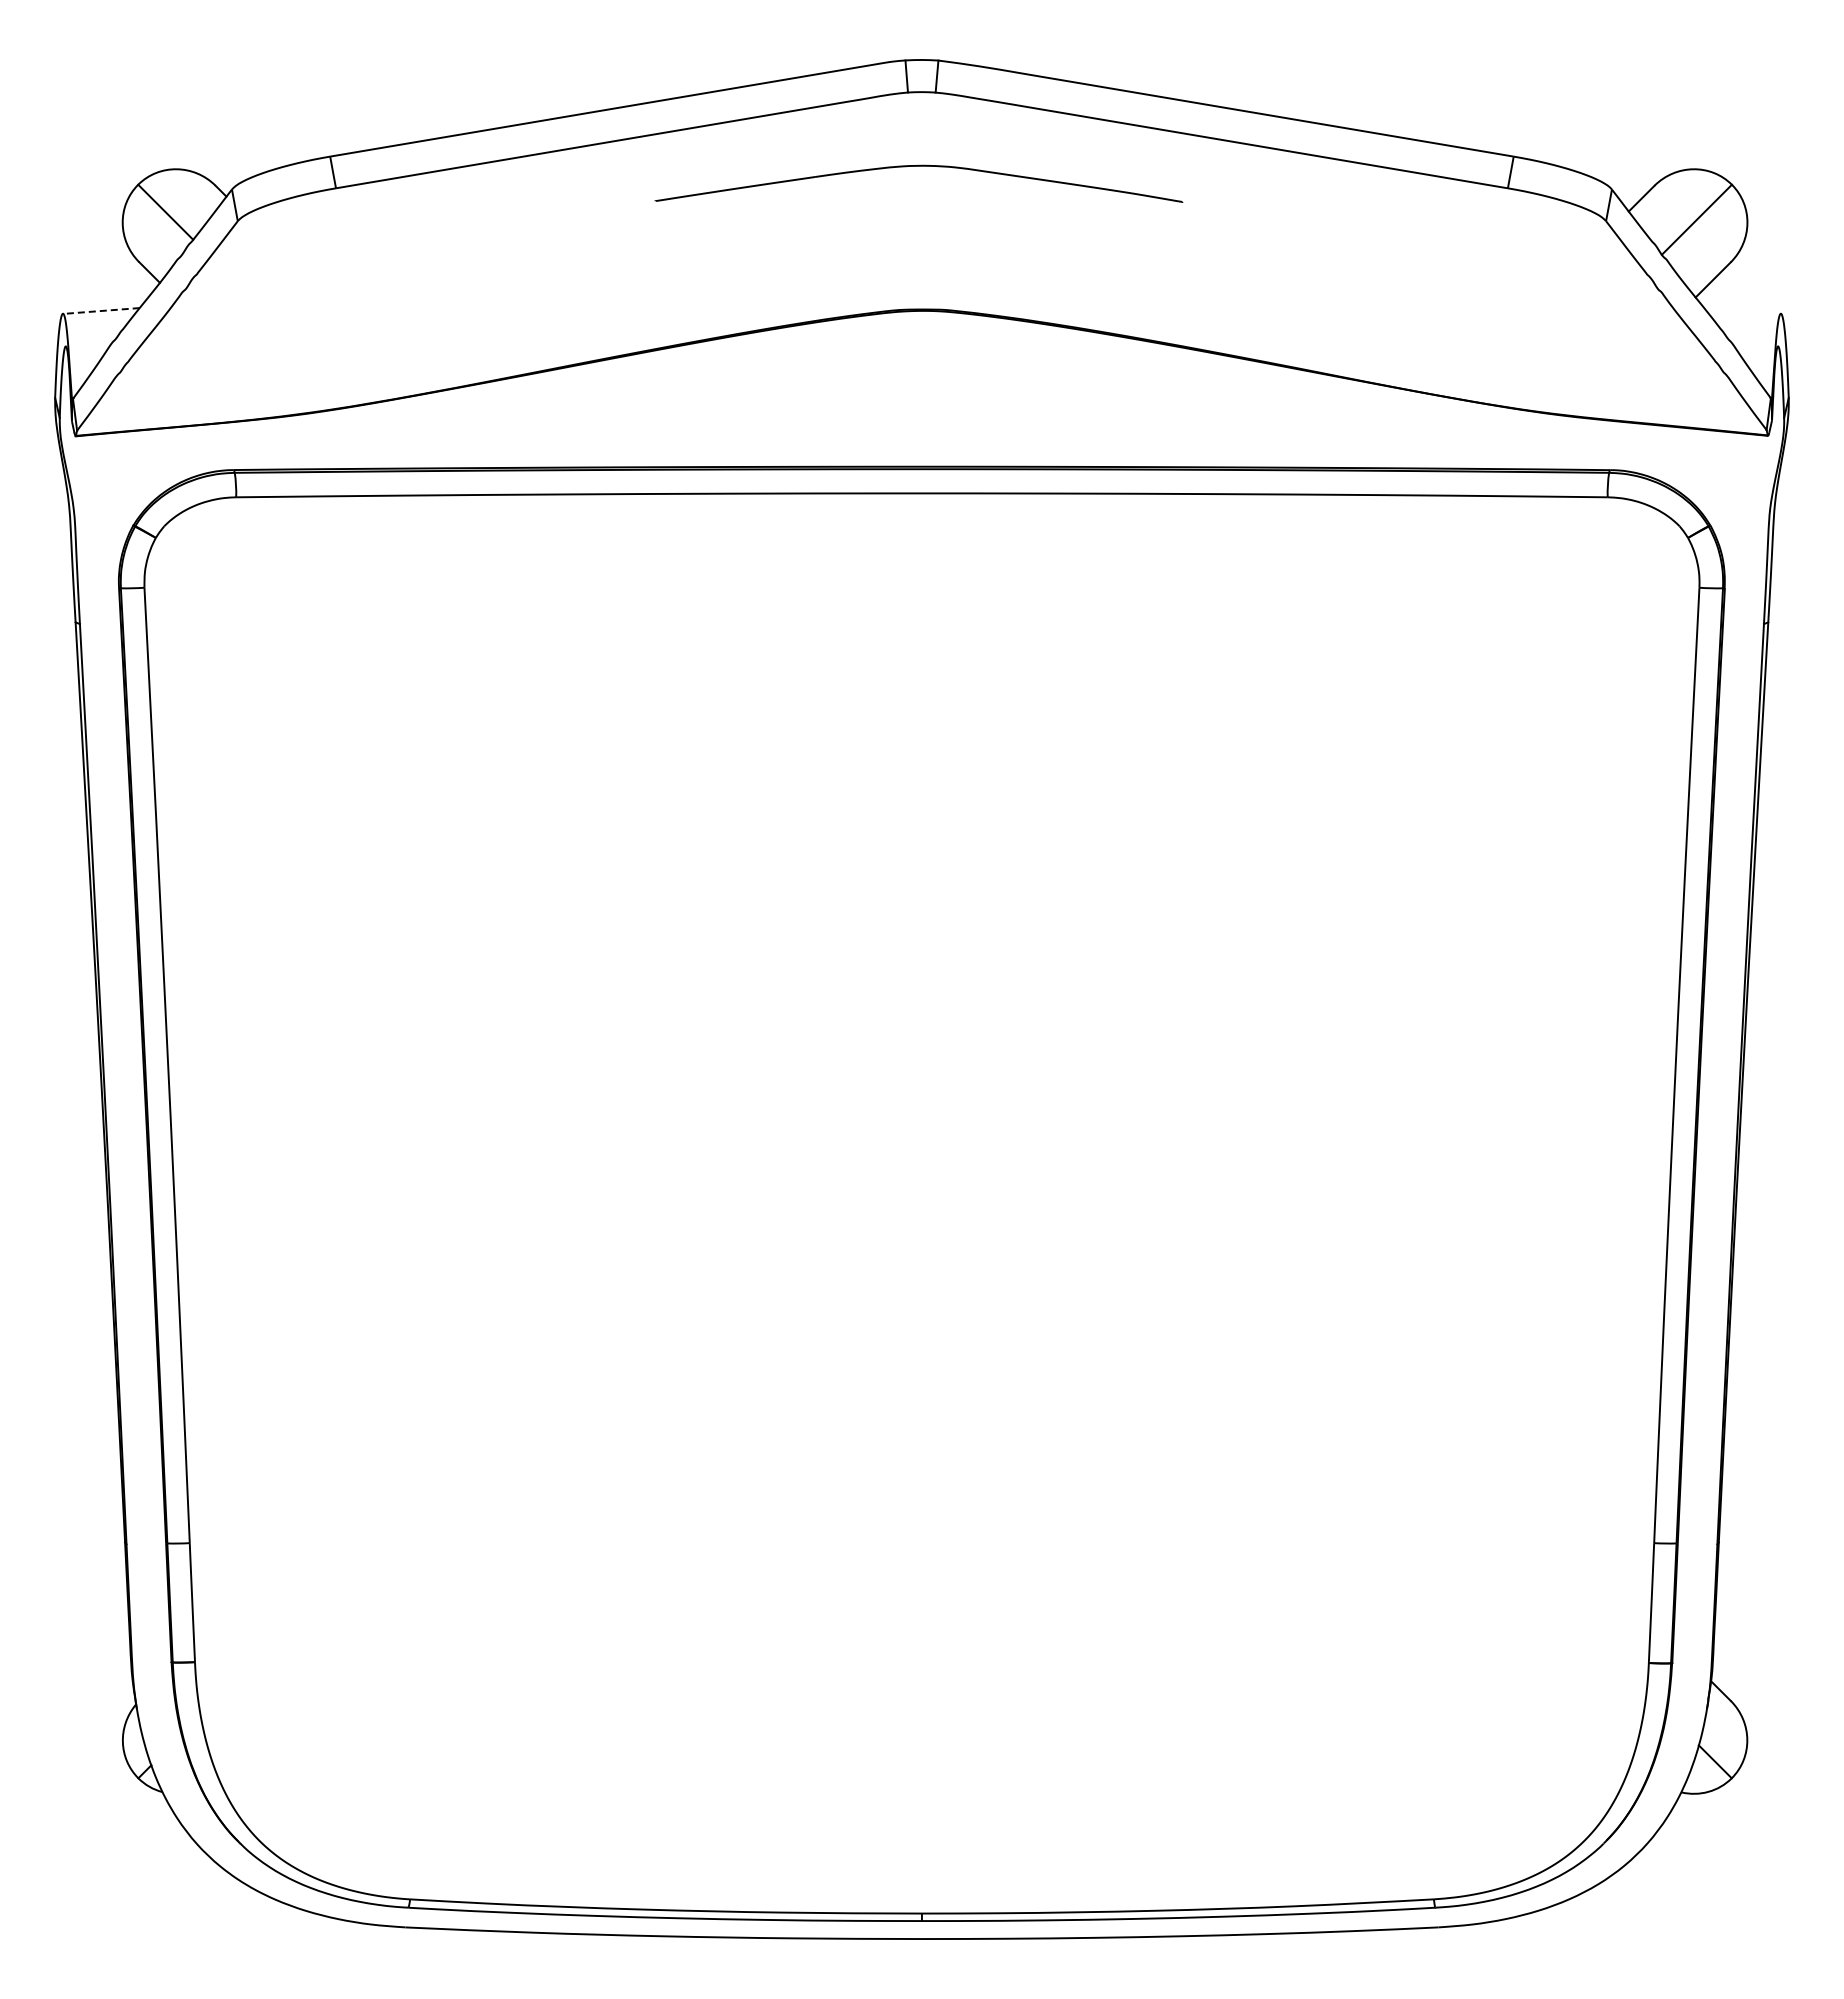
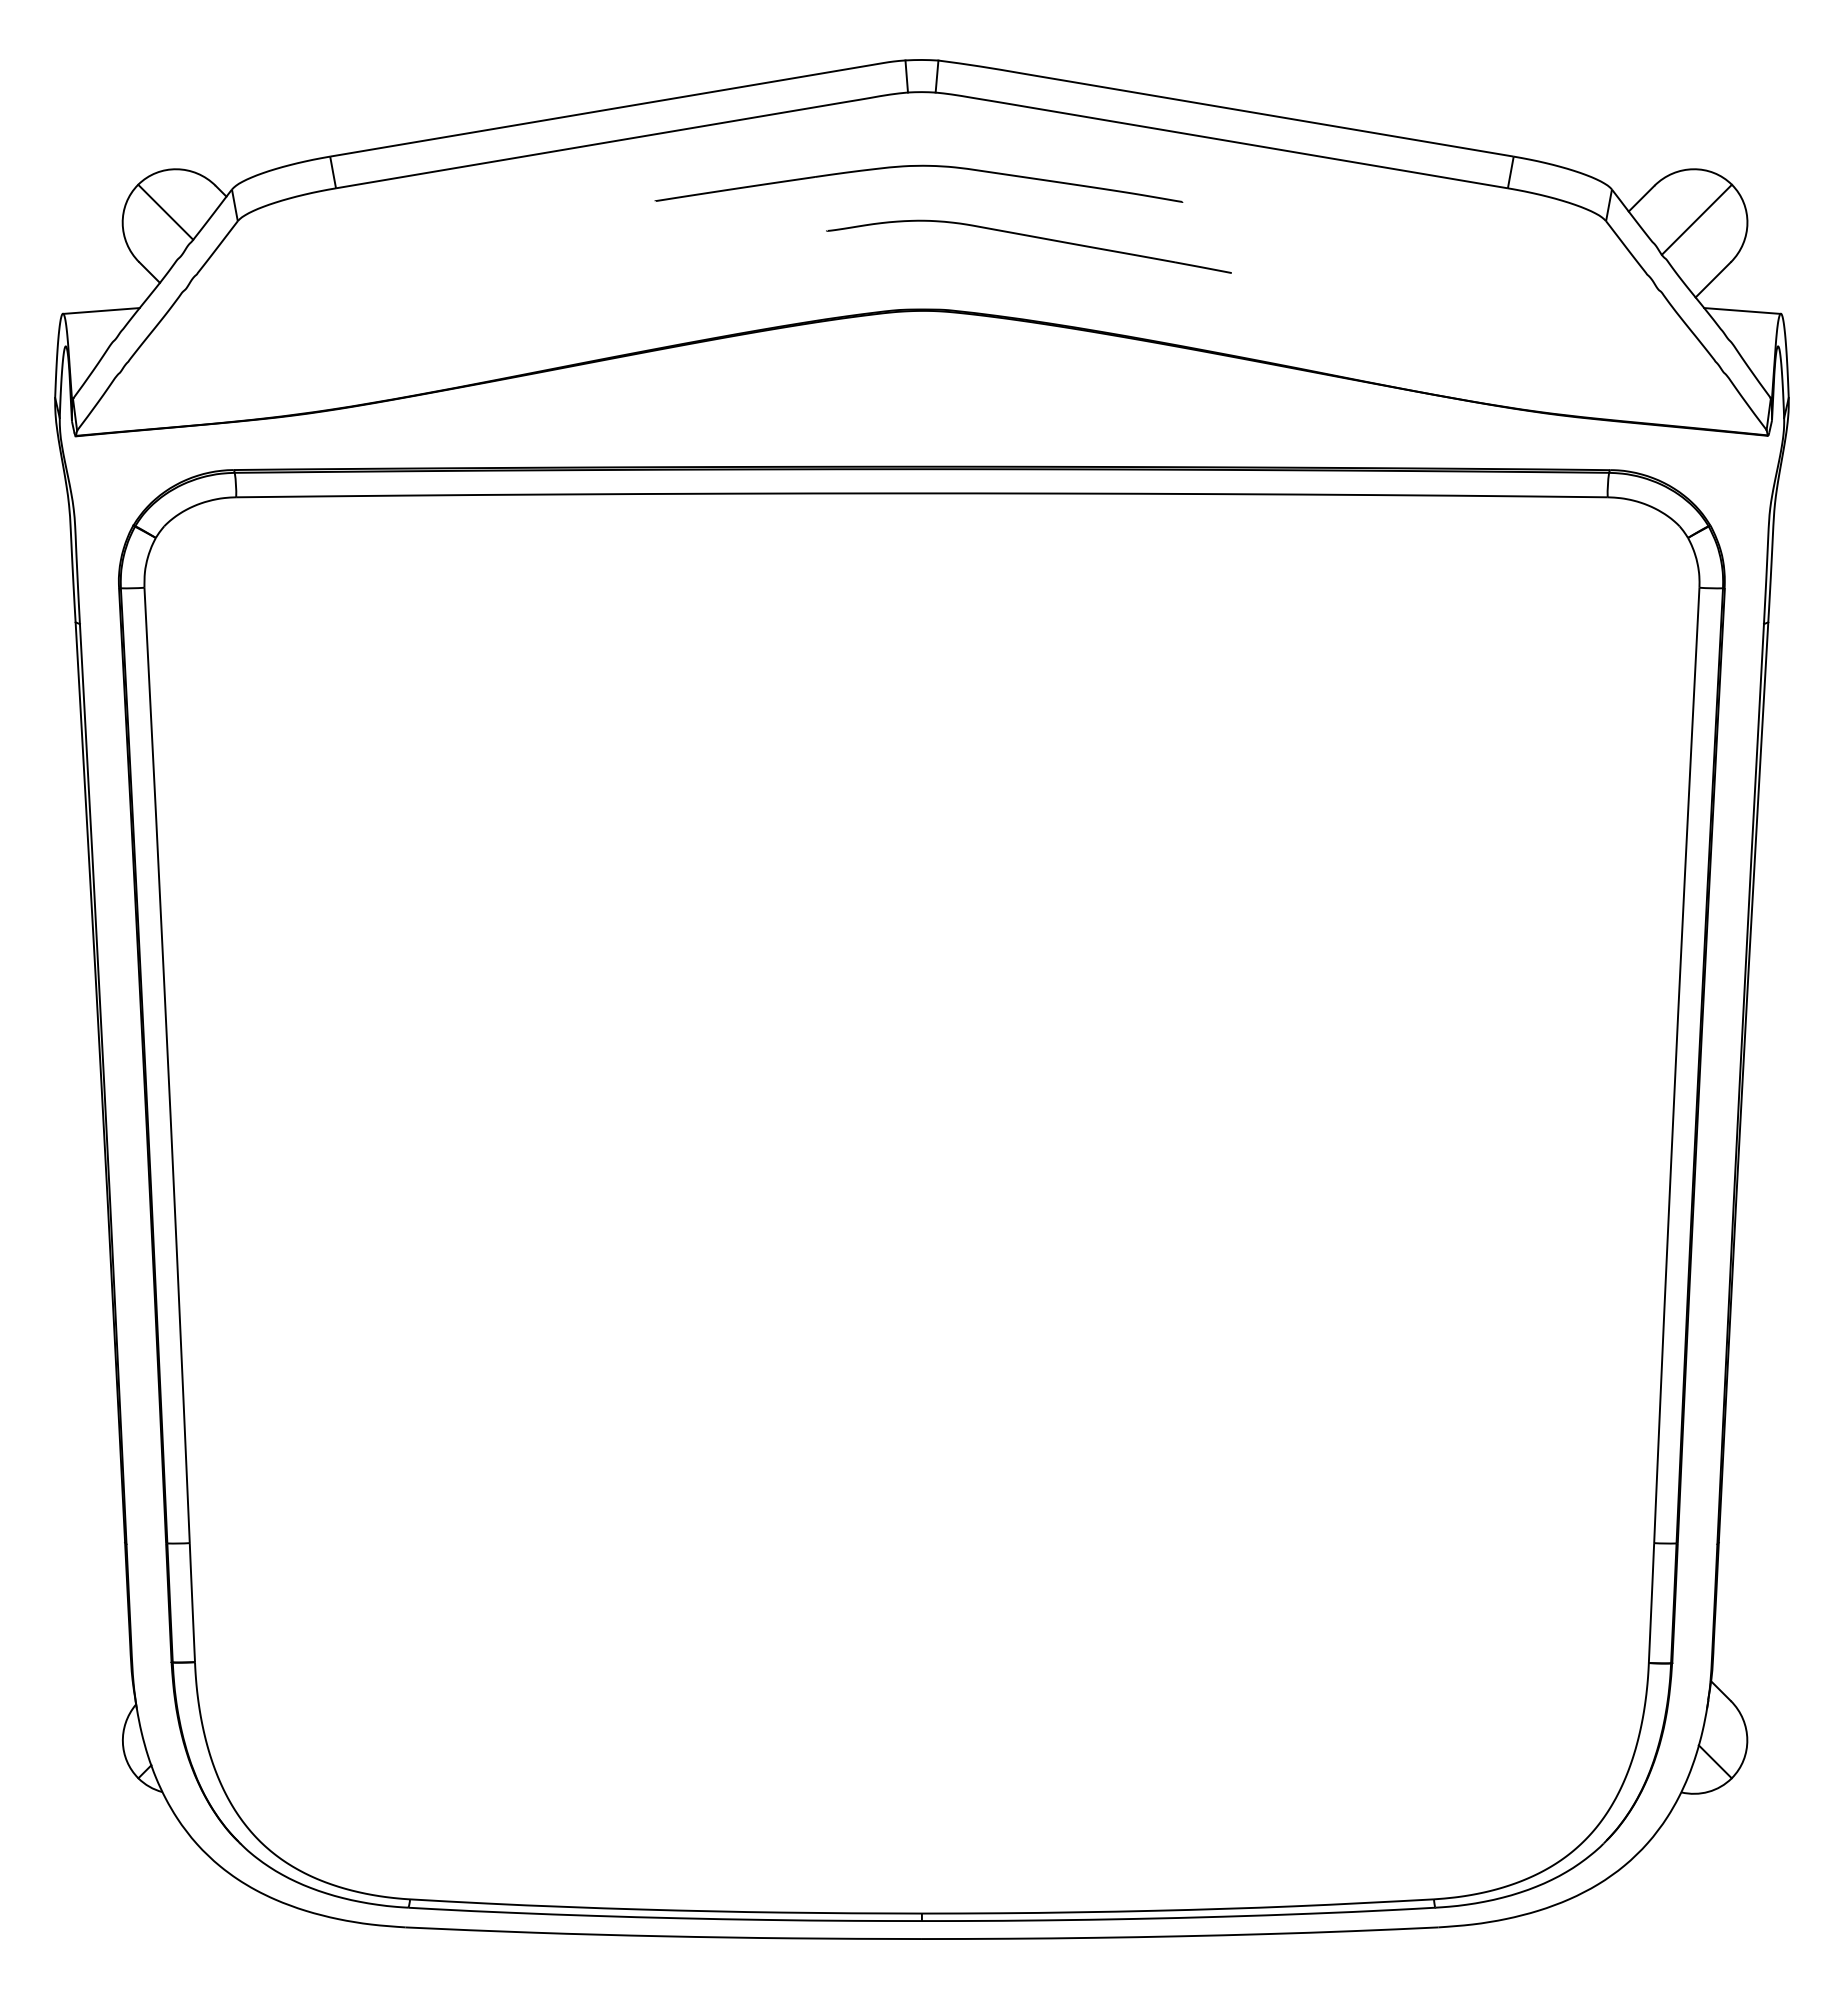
part: none -> present (1030, 237)
line: none -> present (1742, 310)
line: dashed -> solid (100, 311)
